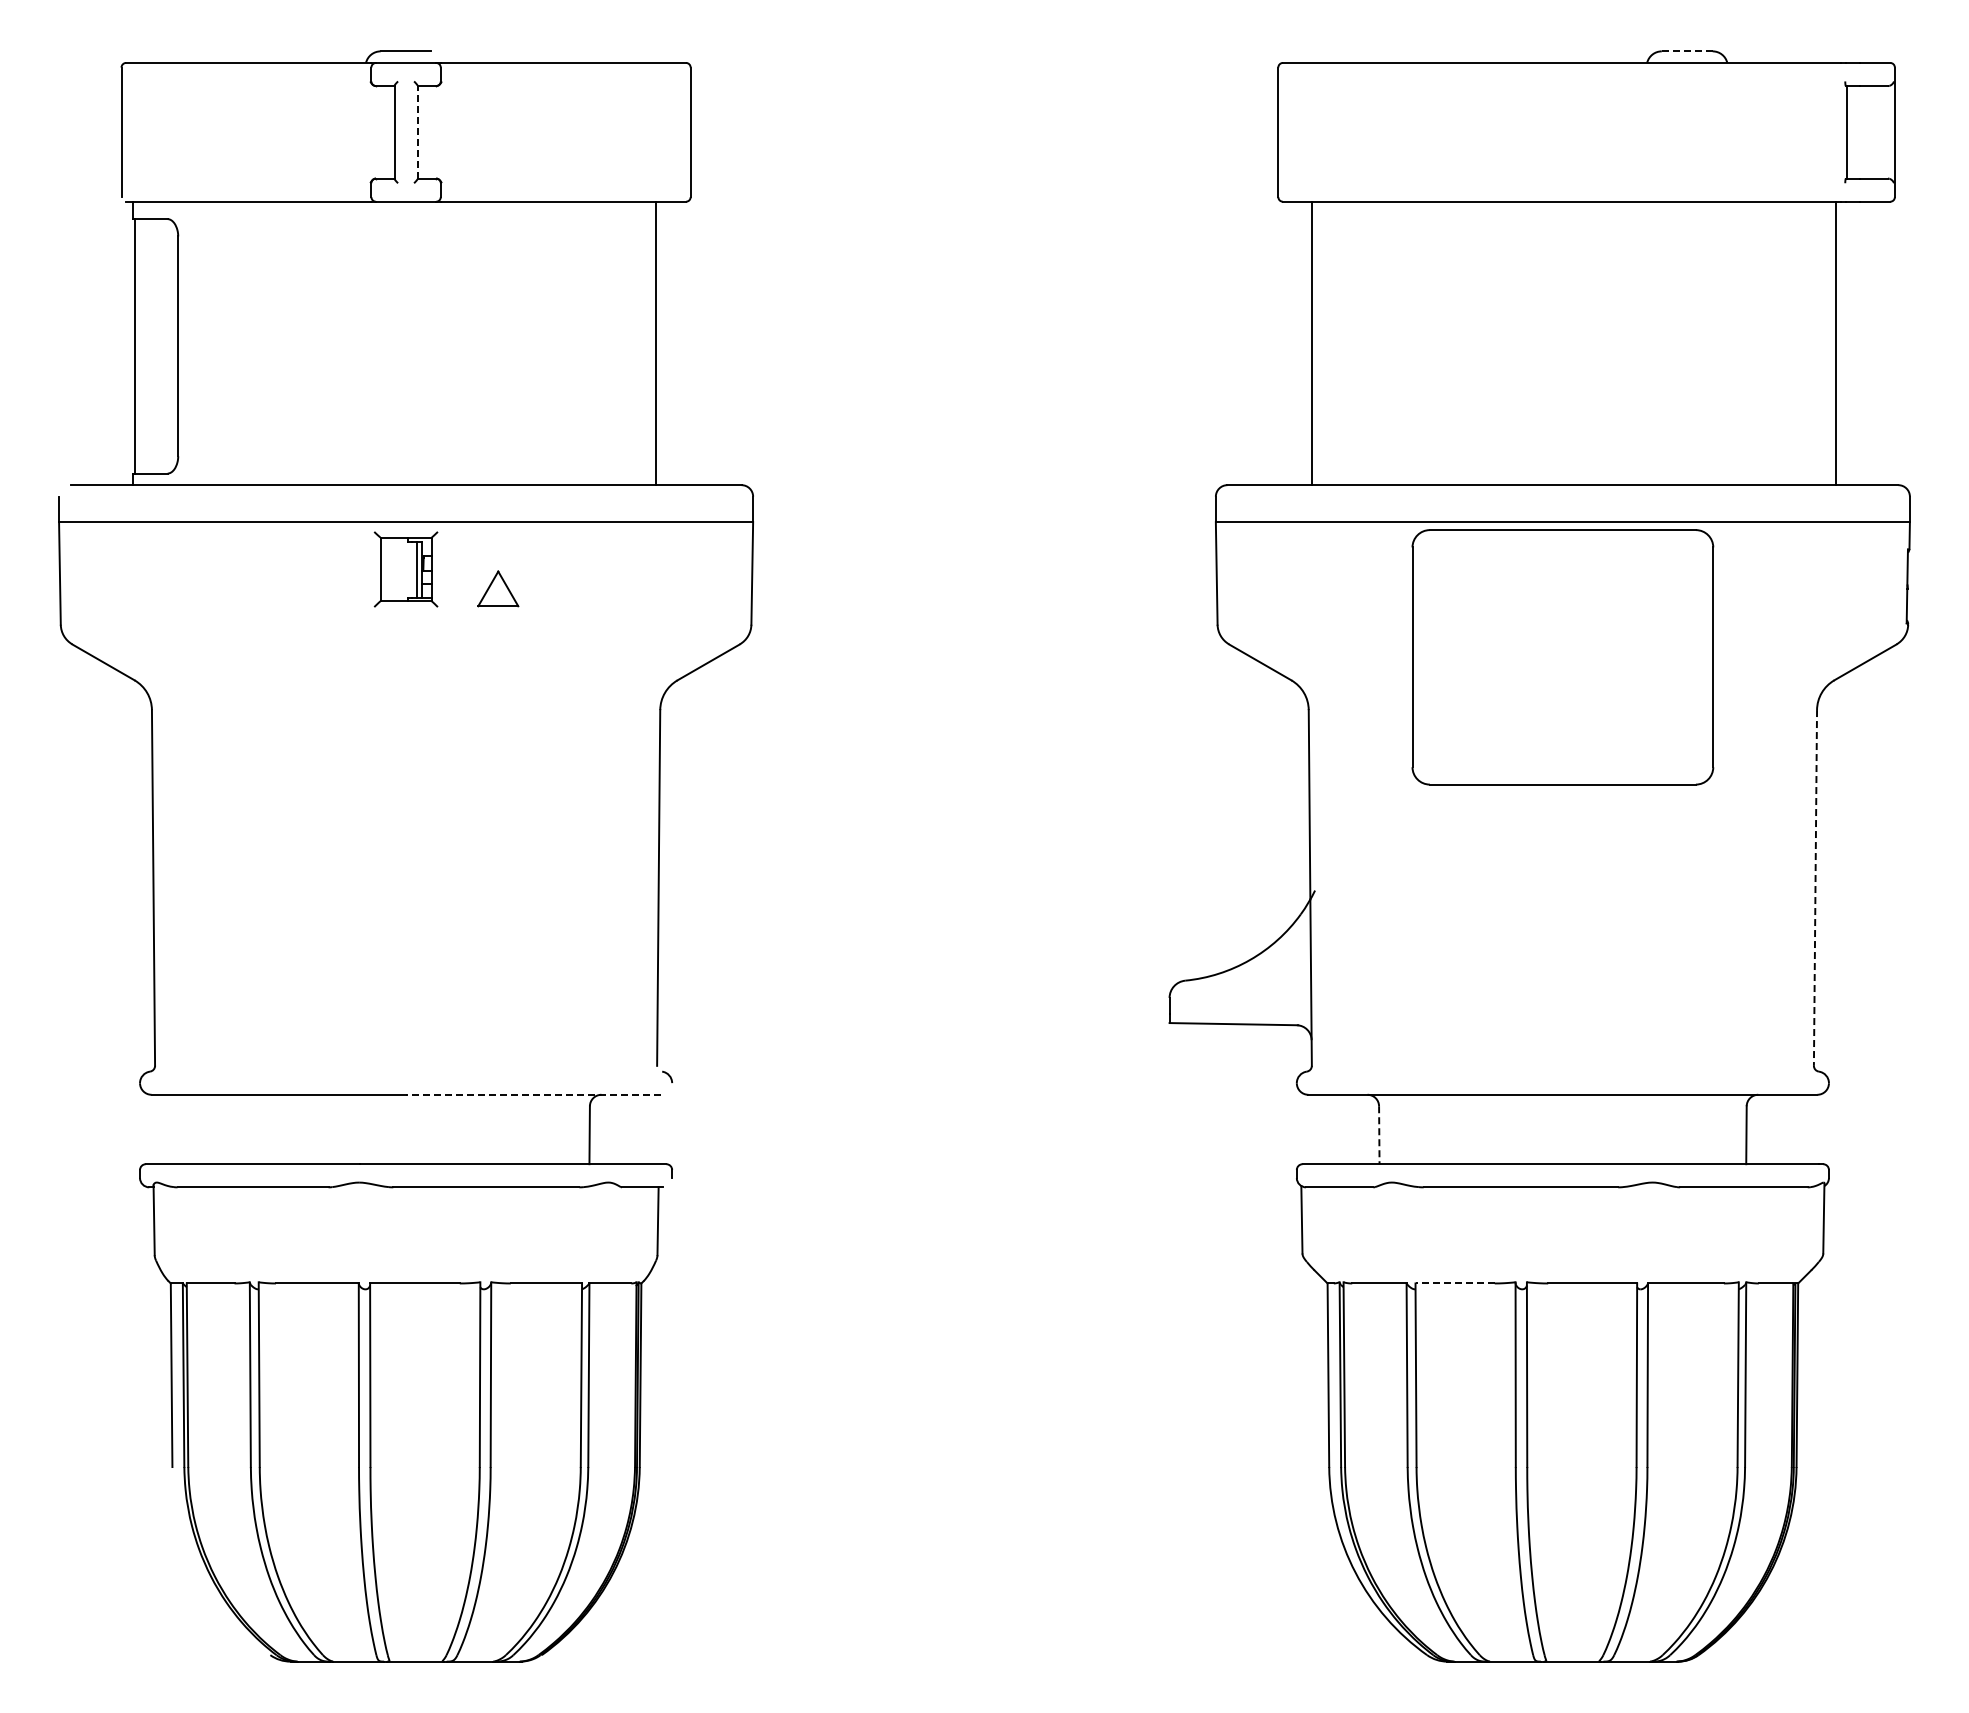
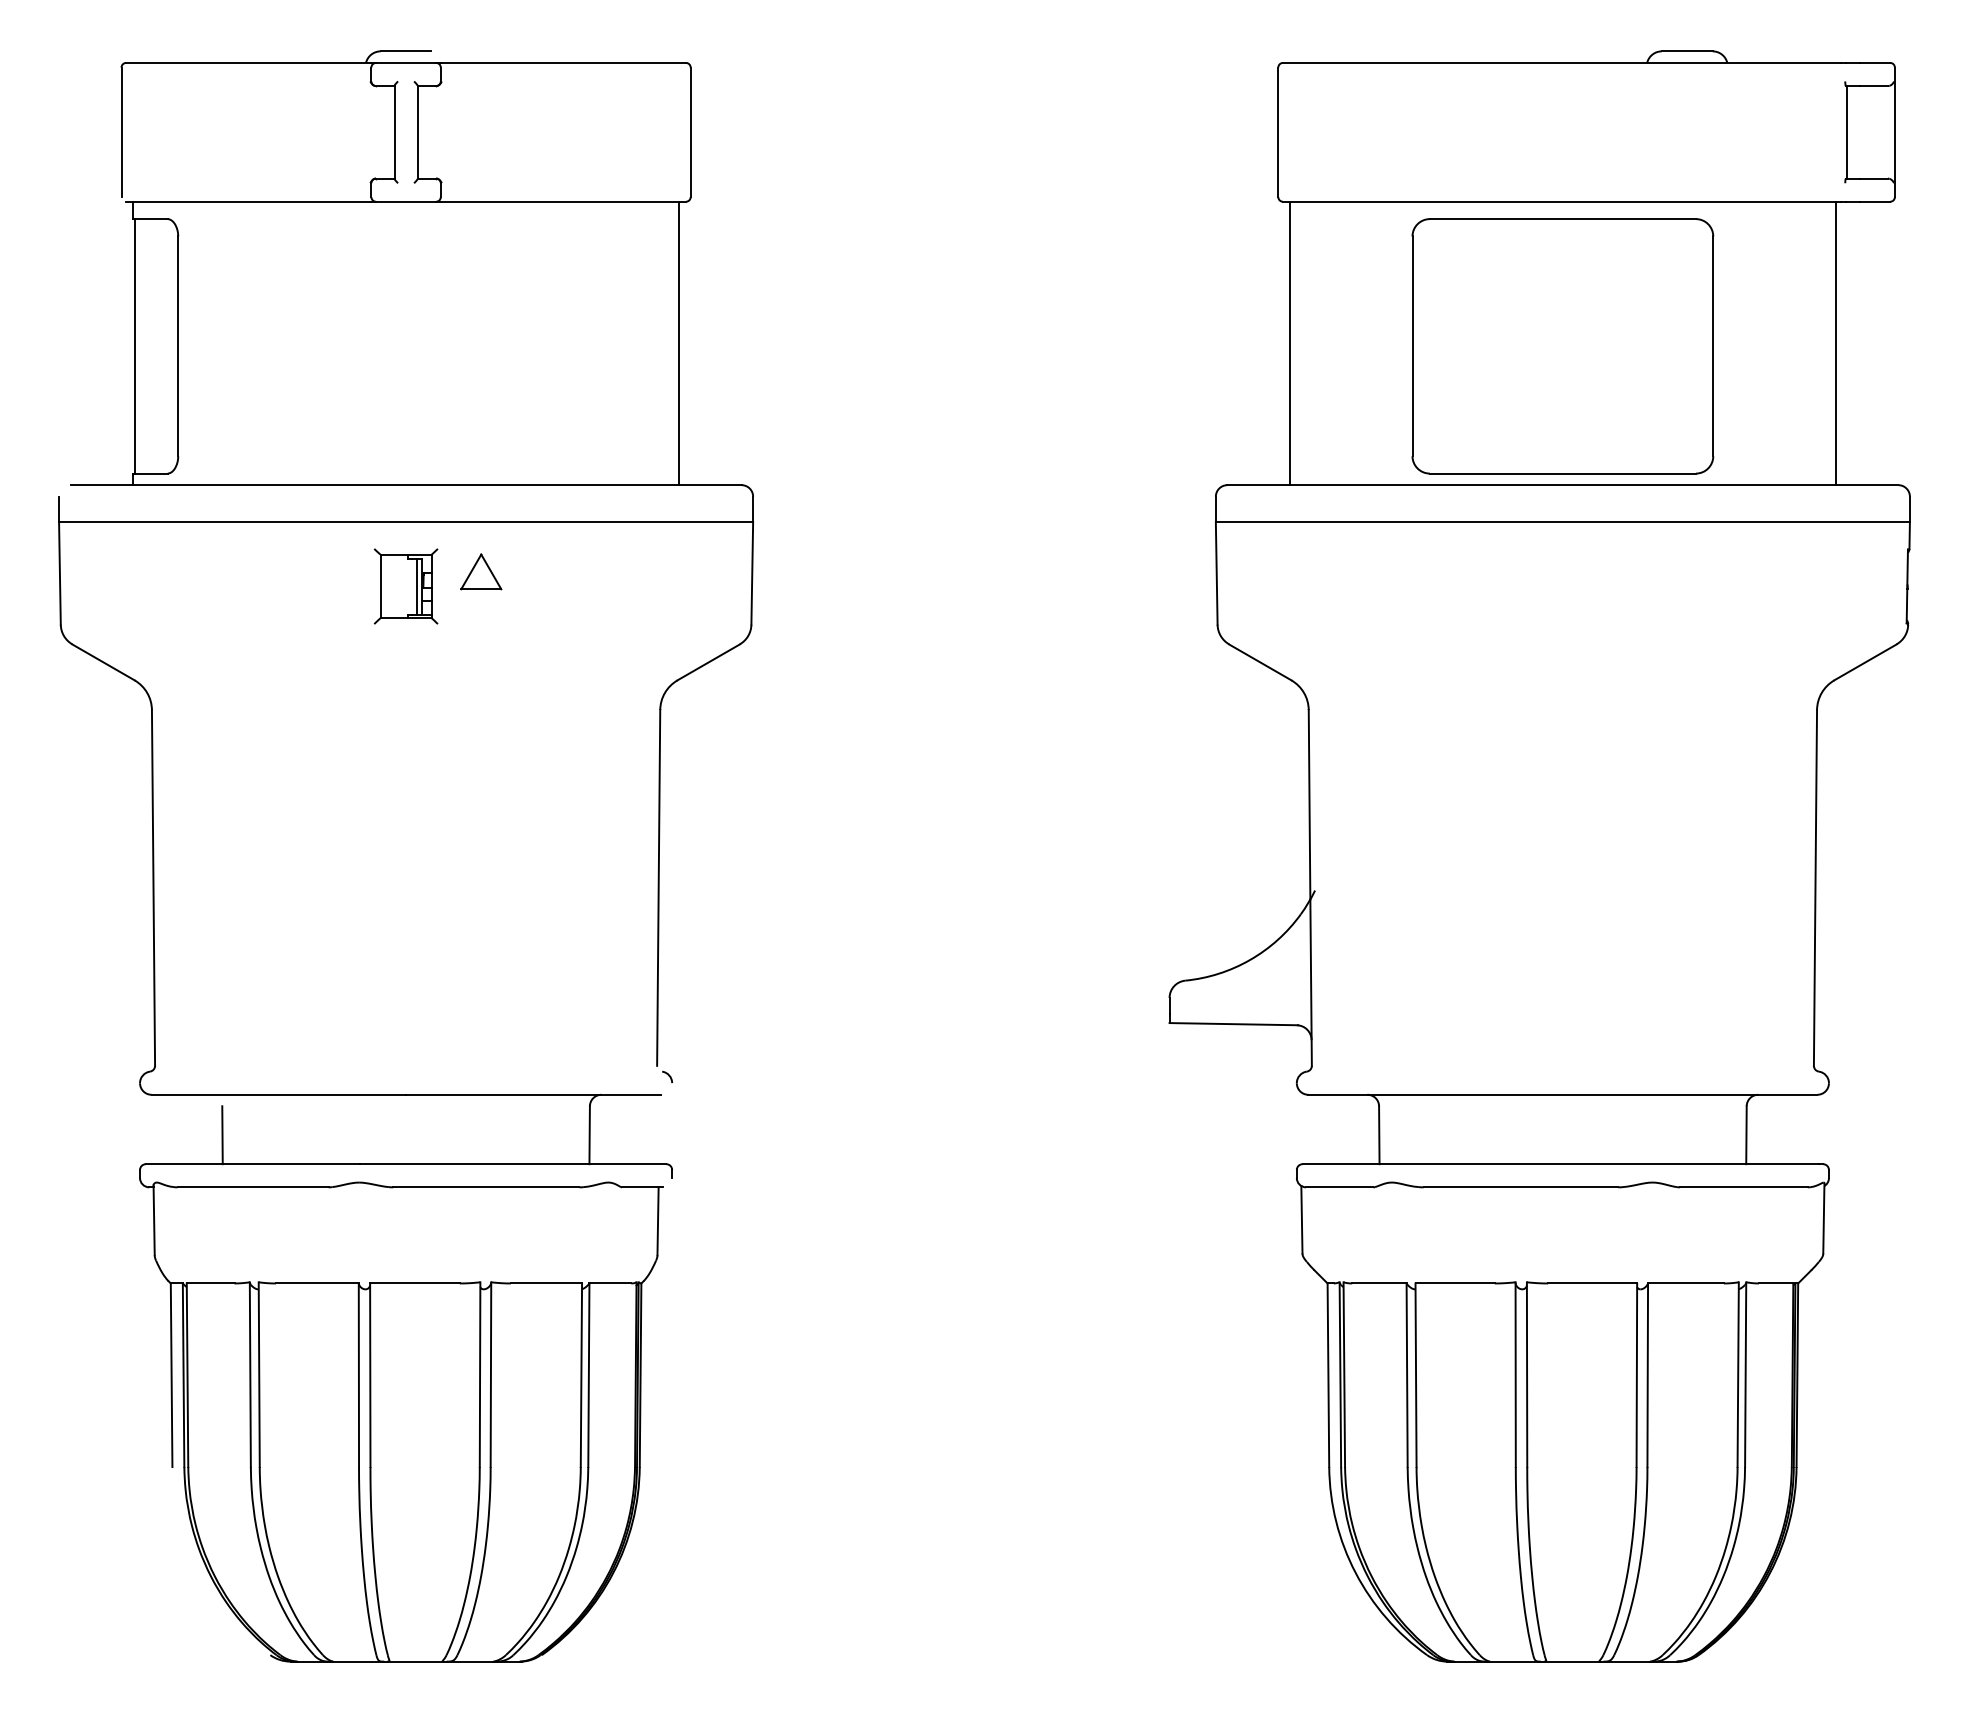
line: dashed -> solid (1686, 51)
line: dashed -> solid (417, 132)
line position: (656, 343) -> (679, 343) (679, 343)
line position: (1311, 343) -> (1289, 343) (1289, 343)
part position: (405, 569) -> (405, 586) (405, 586)
part position: (498, 588) -> (481, 571) (481, 571)
part position: (1562, 657) -> (1562, 346) (1562, 346)
line: dashed -> solid (1815, 887)
line: dashed -> solid (532, 1094)
line: none -> present (222, 1135)
line: dashed -> solid (1379, 1135)
line: dashed -> solid (1455, 1283)
